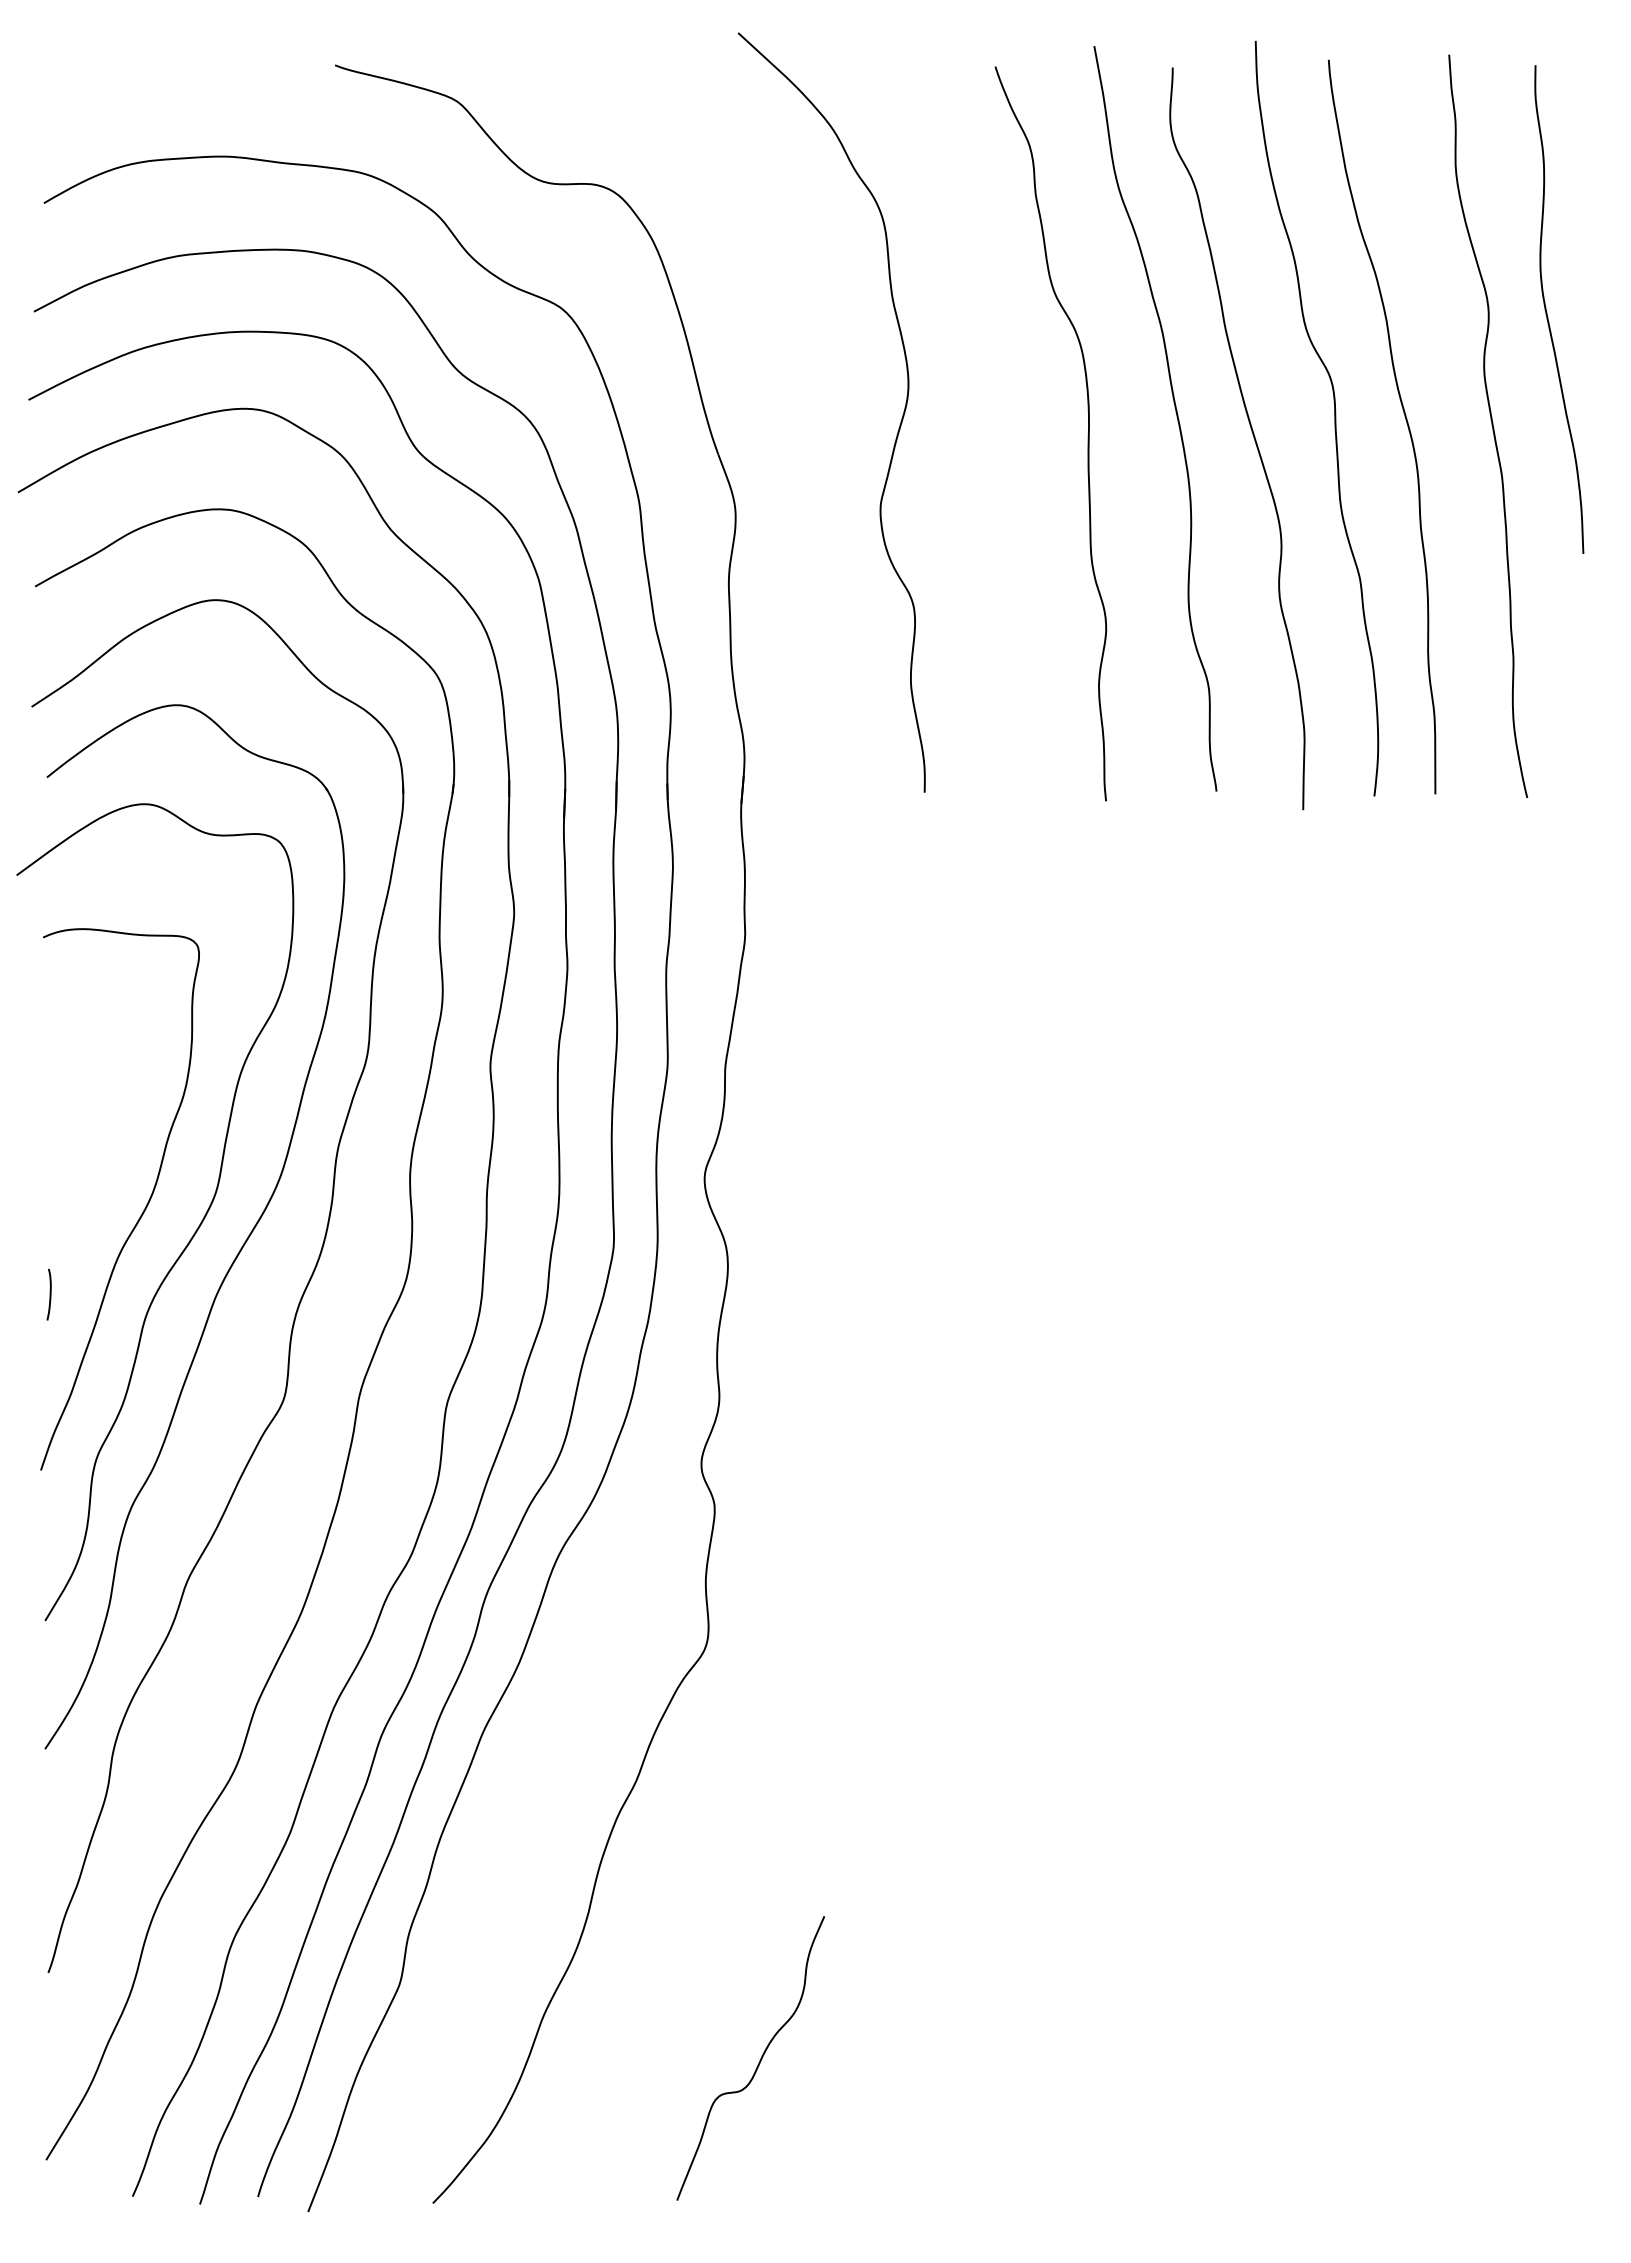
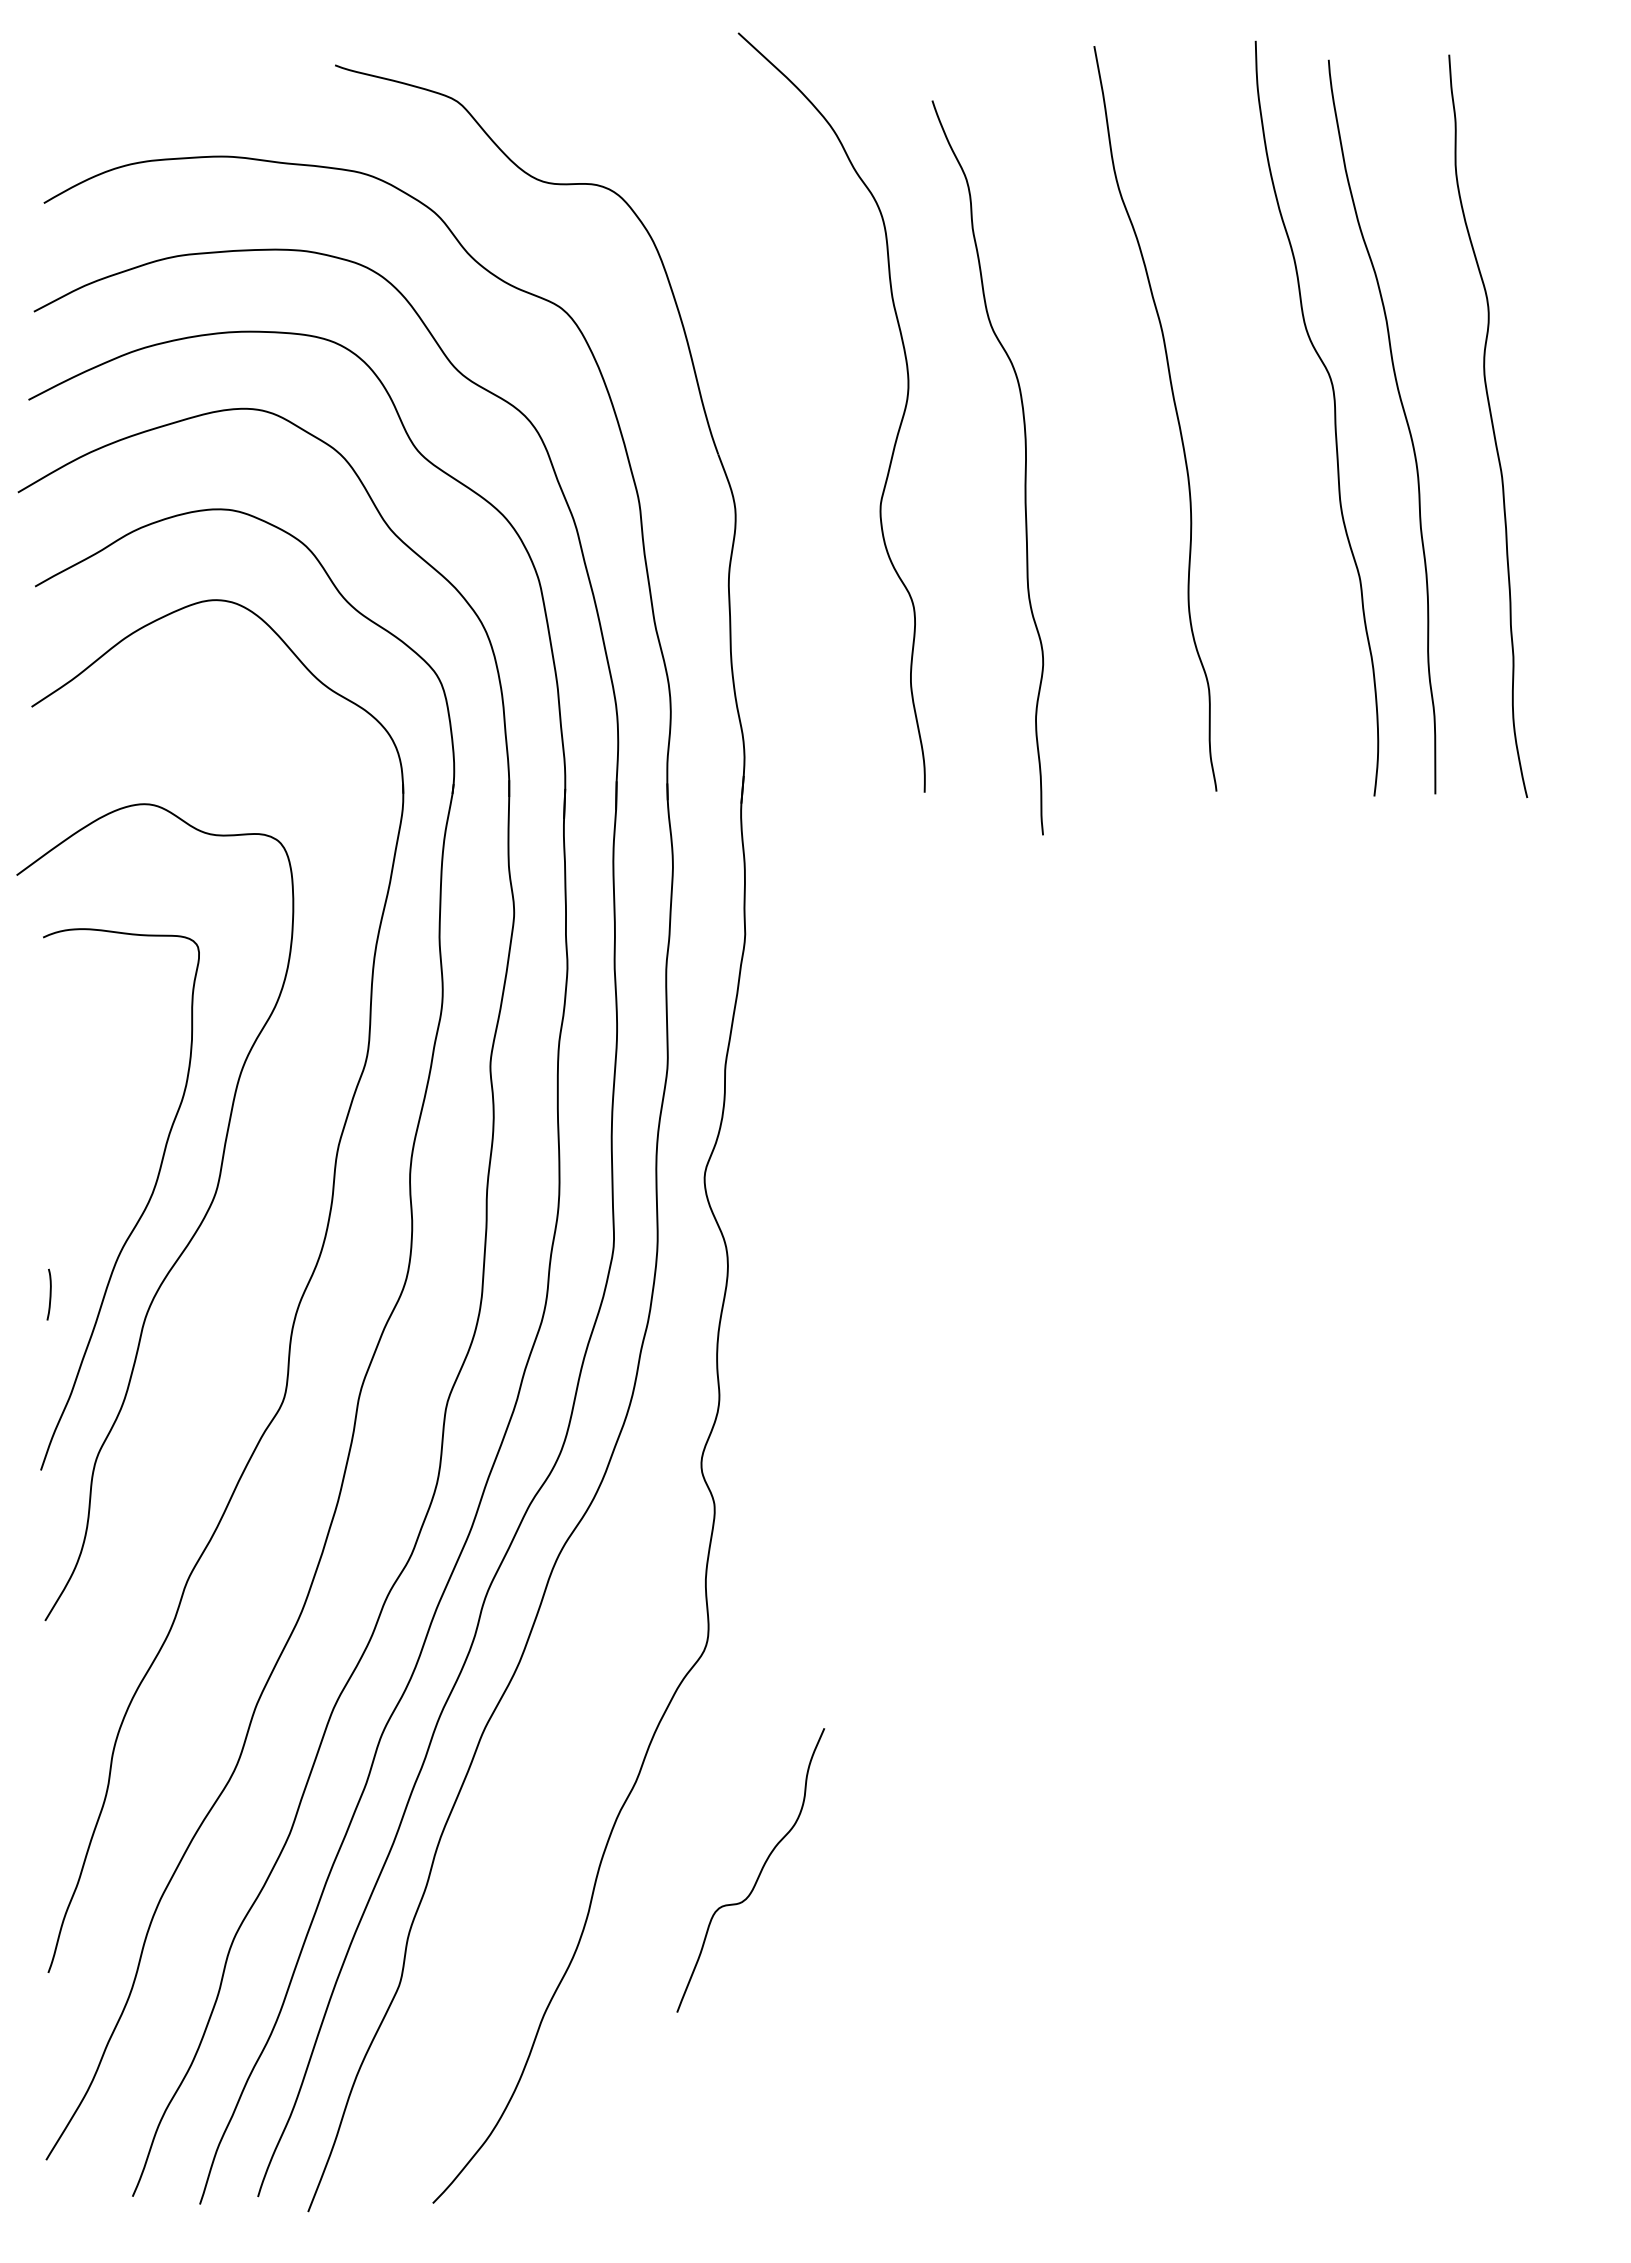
curve: present -> none (1547, 312)
curve: present -> none (1252, 434)
curve position: (1087, 435) -> (1024, 469) (1024, 469)
part: present -> none (237, 1253)
curve position: (758, 2062) -> (758, 1874) (758, 1874)
